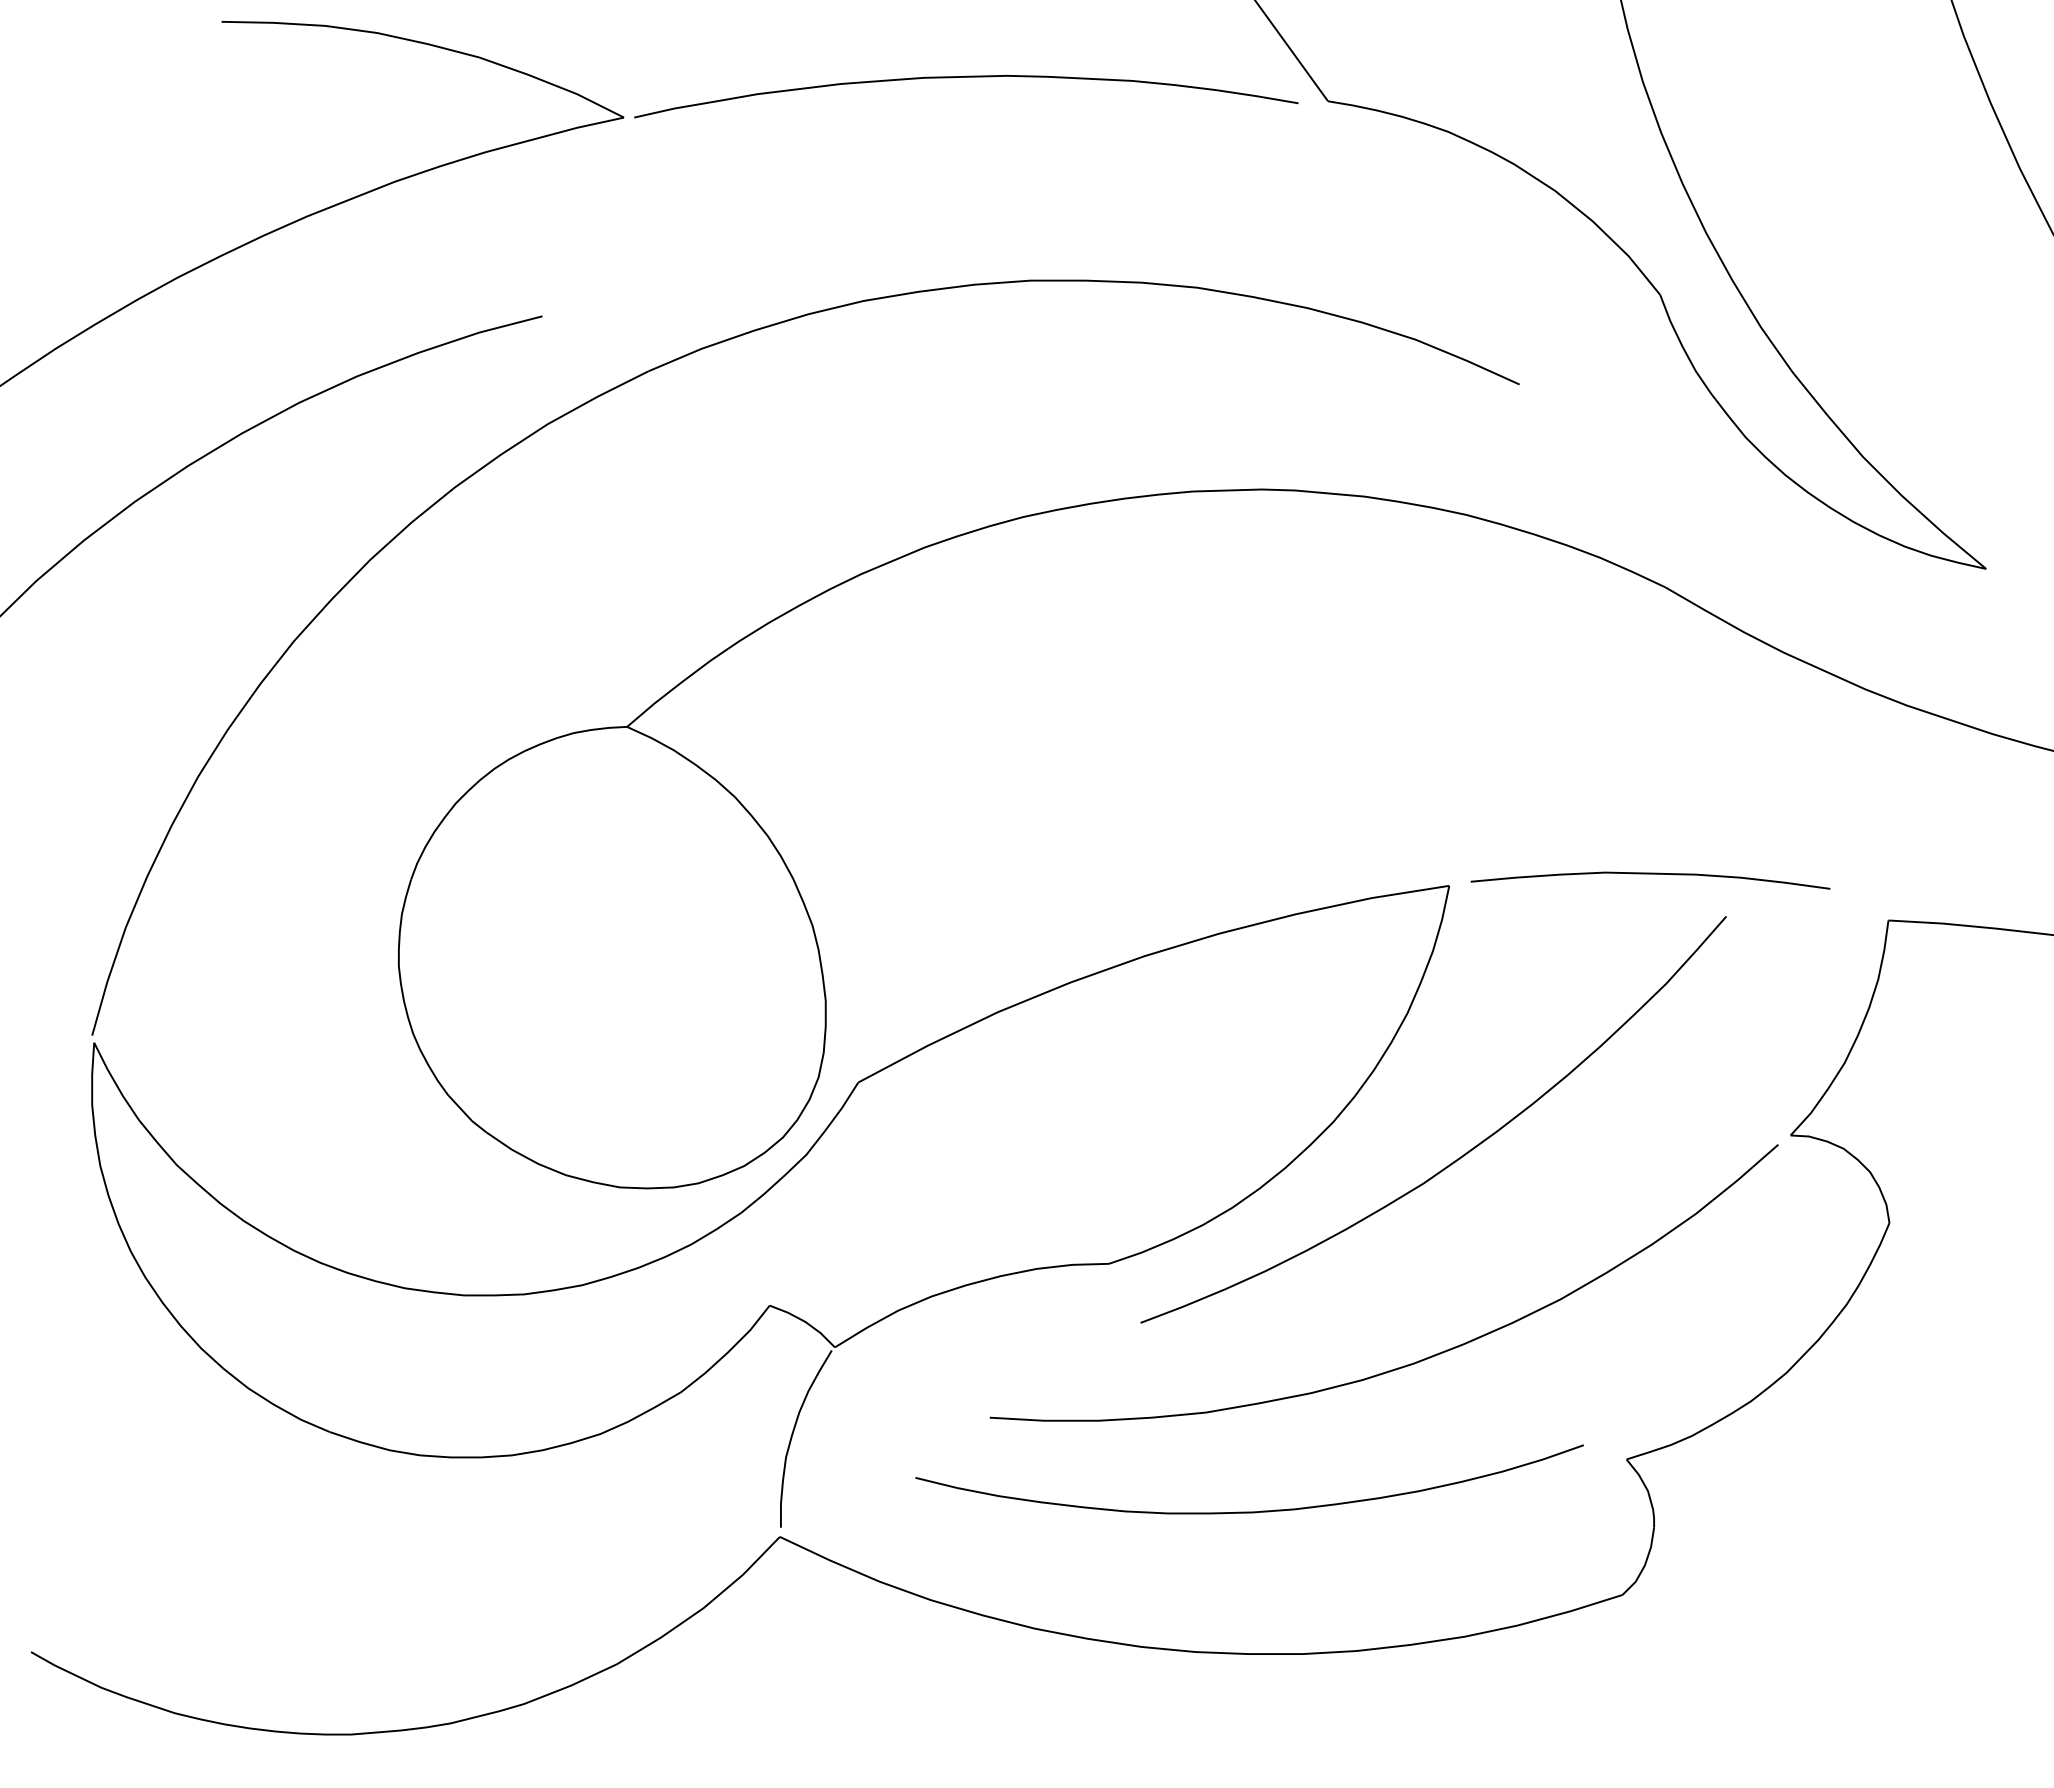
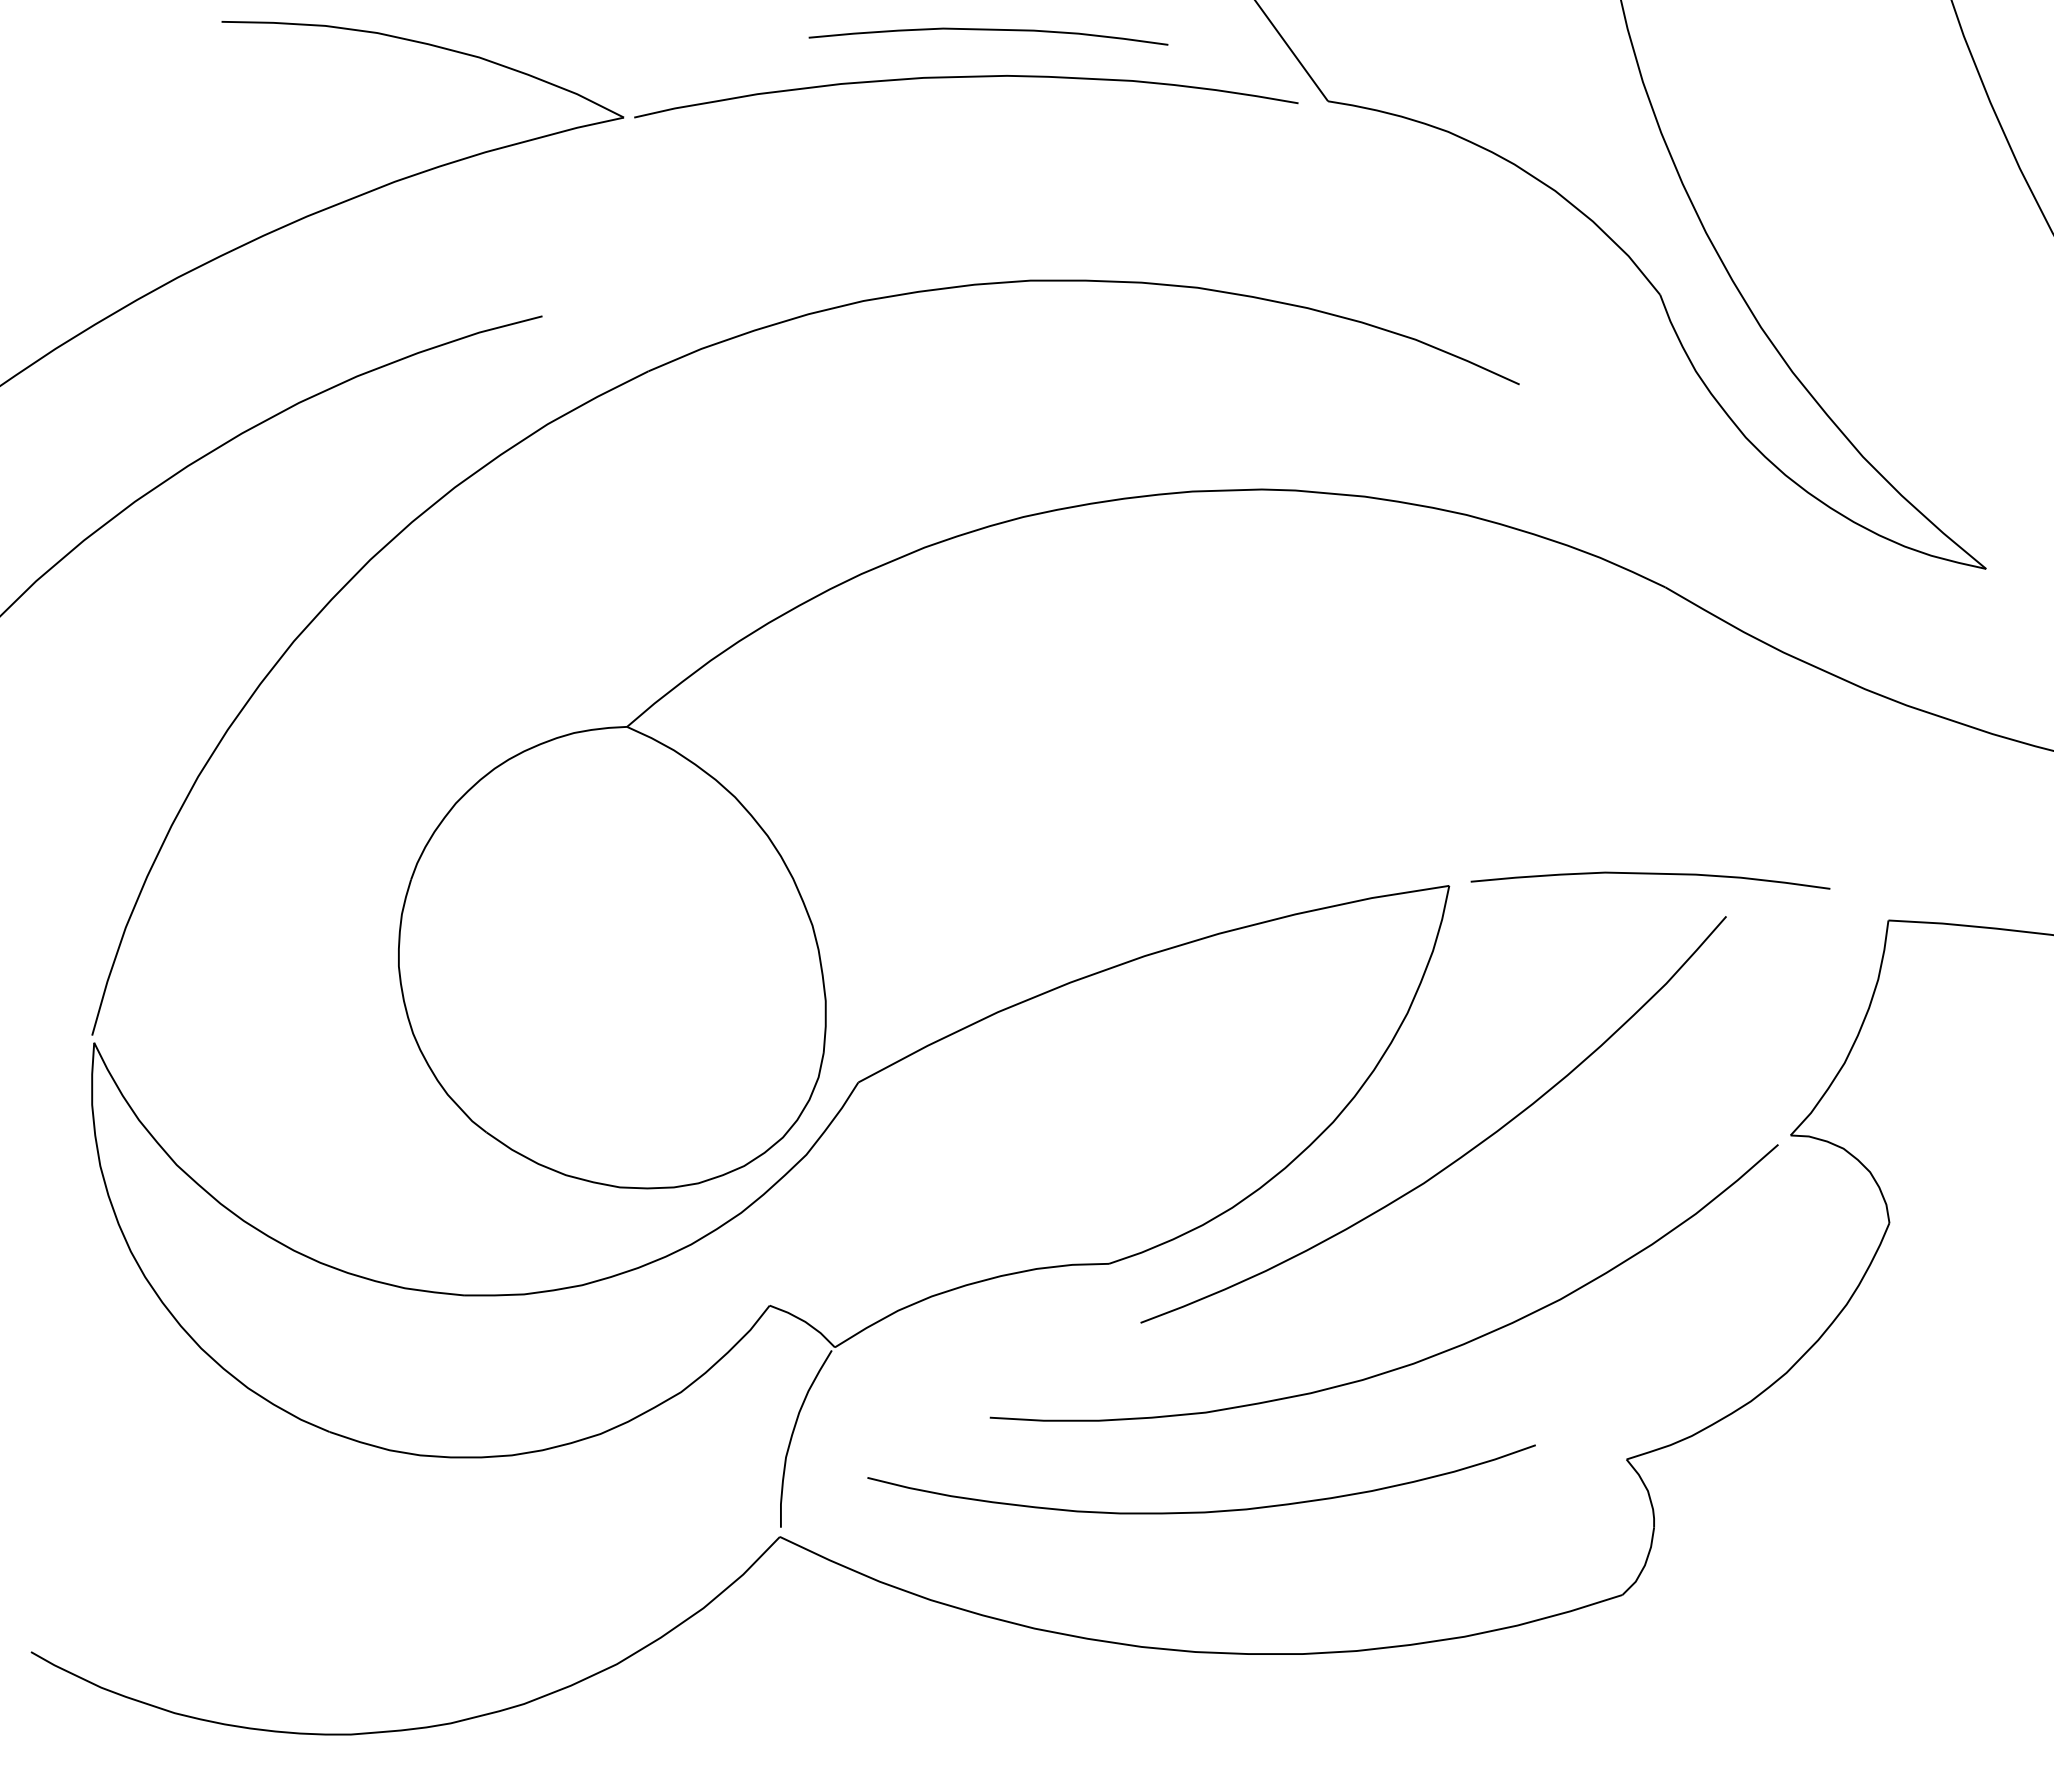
curve: none -> present (988, 30)
curve position: (1249, 1511) -> (1201, 1511) (1201, 1511)
